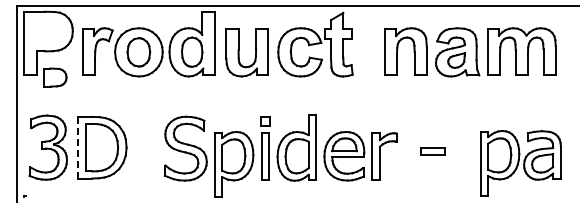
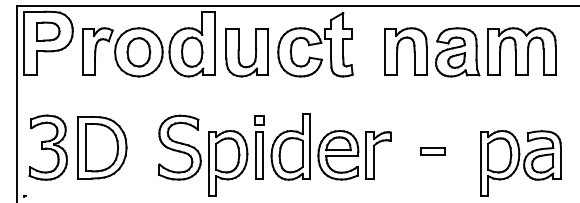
part position: (55, 77) -> (48, 31) (48, 31)
line: dashed -> solid (78, 147)
part position: (280, 155) -> (274, 154) (274, 154)
